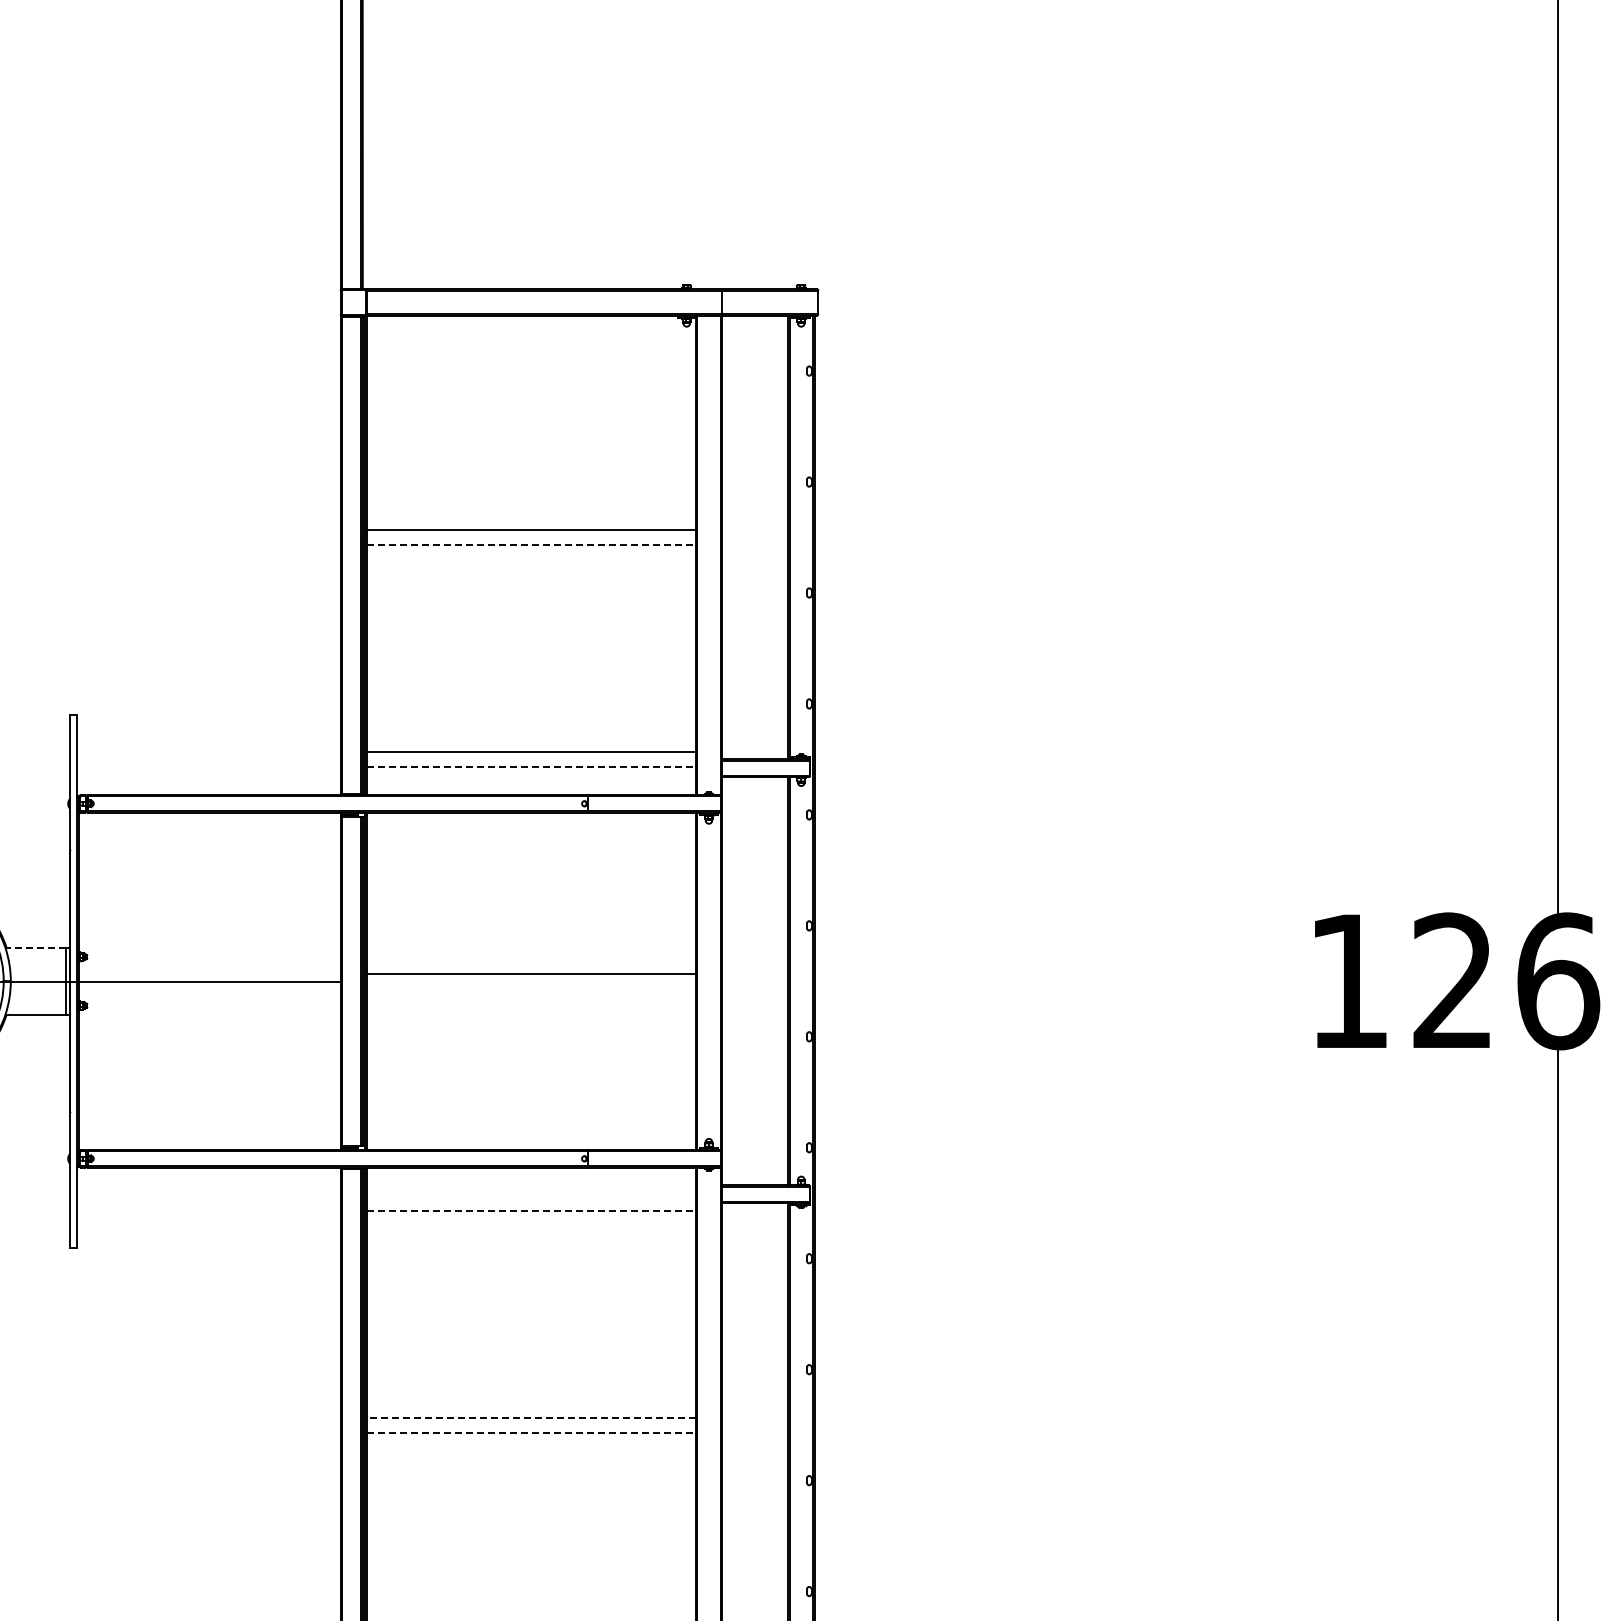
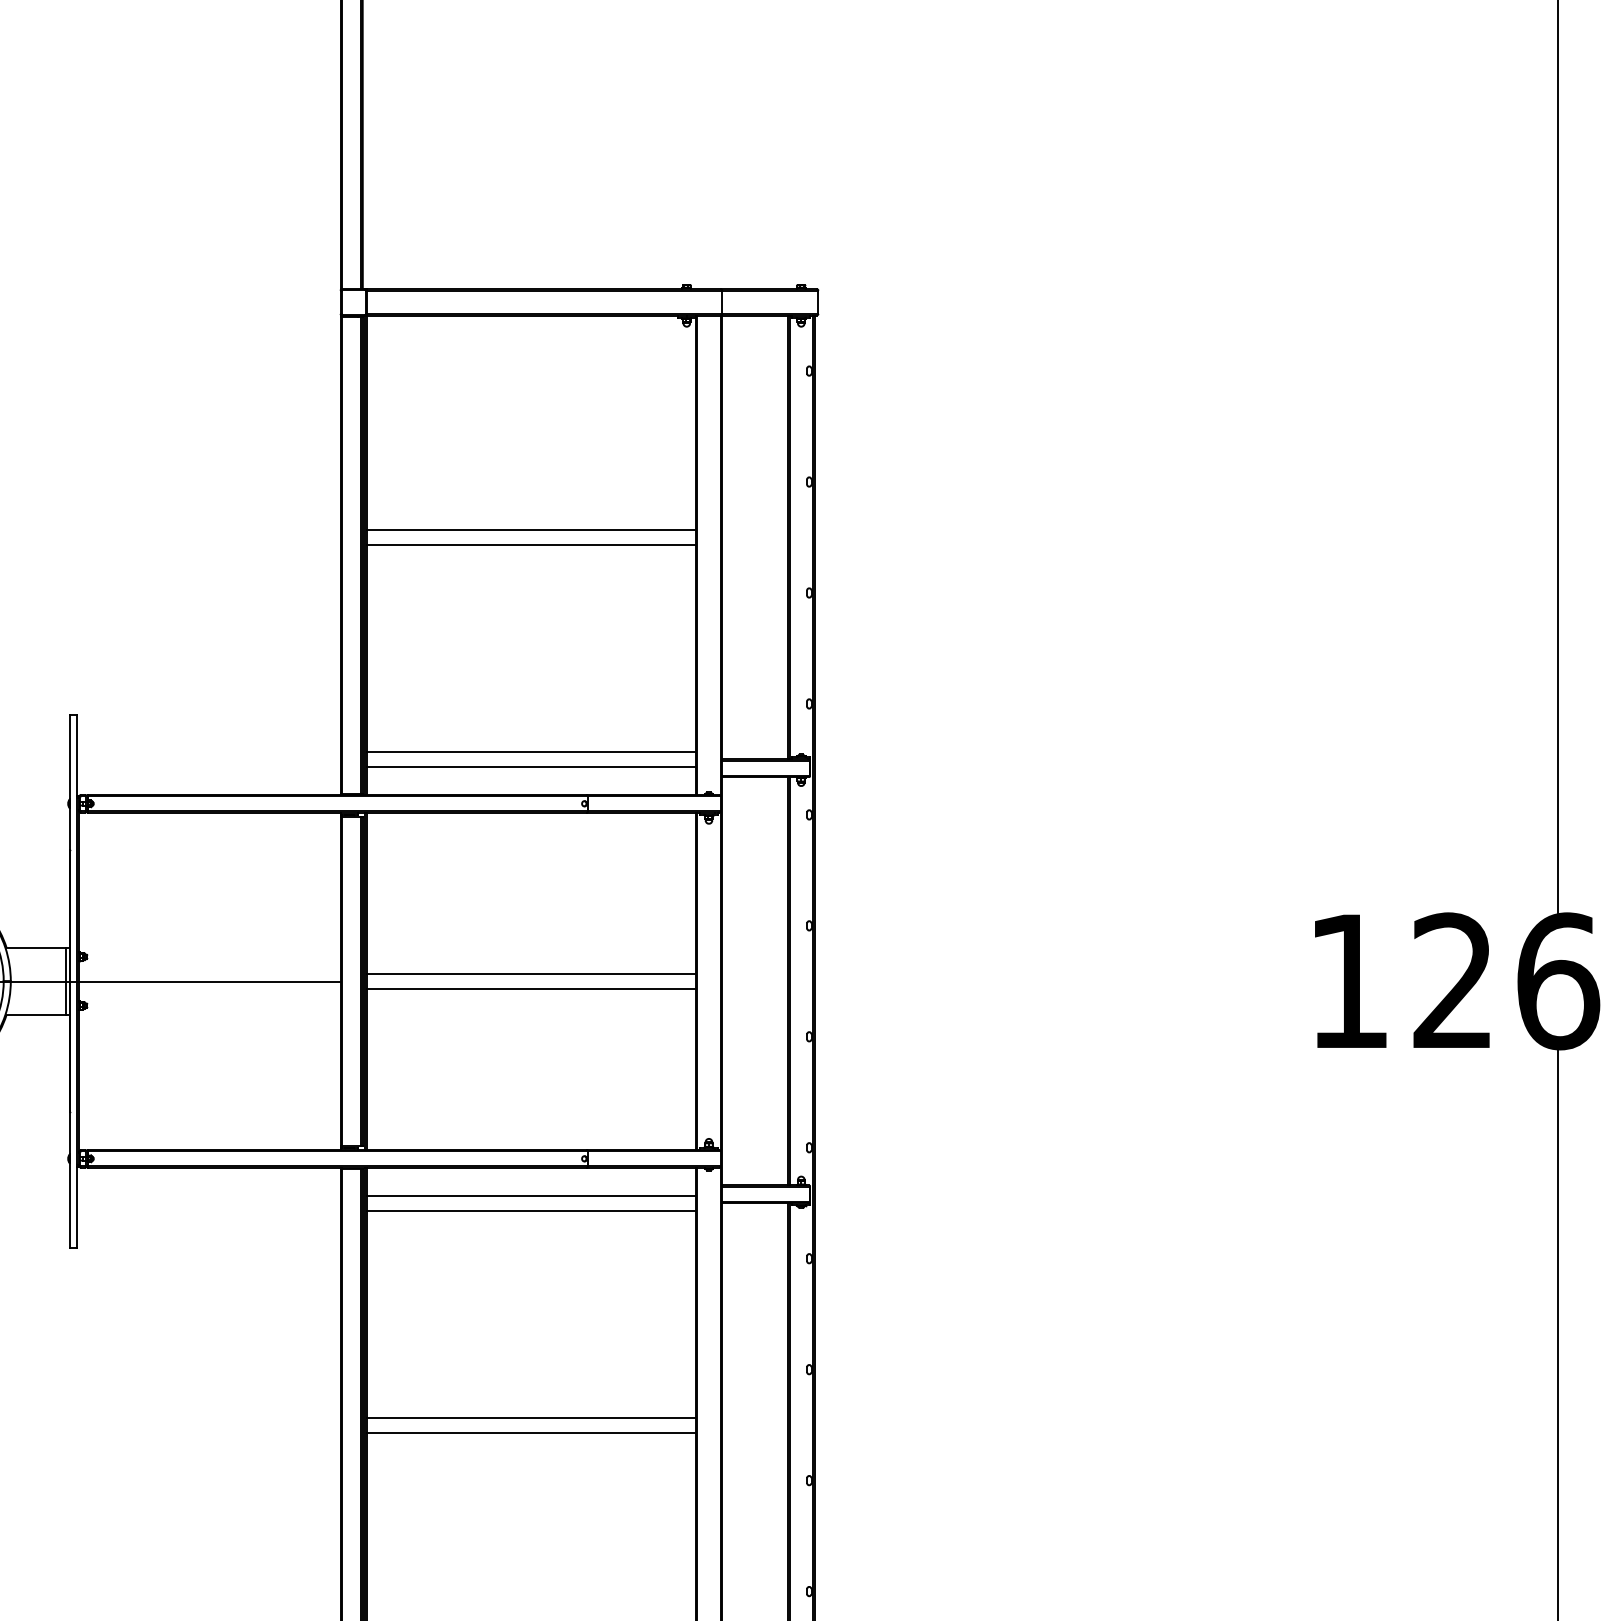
line: dashed -> solid (531, 544)
line: dashed -> solid (531, 766)
line: dashed -> solid (35, 948)
line: none -> present (531, 988)
line: none -> present (531, 1195)
line: dashed -> solid (531, 1210)
line: dashed -> solid (530, 1417)
line: dashed -> solid (531, 1432)
